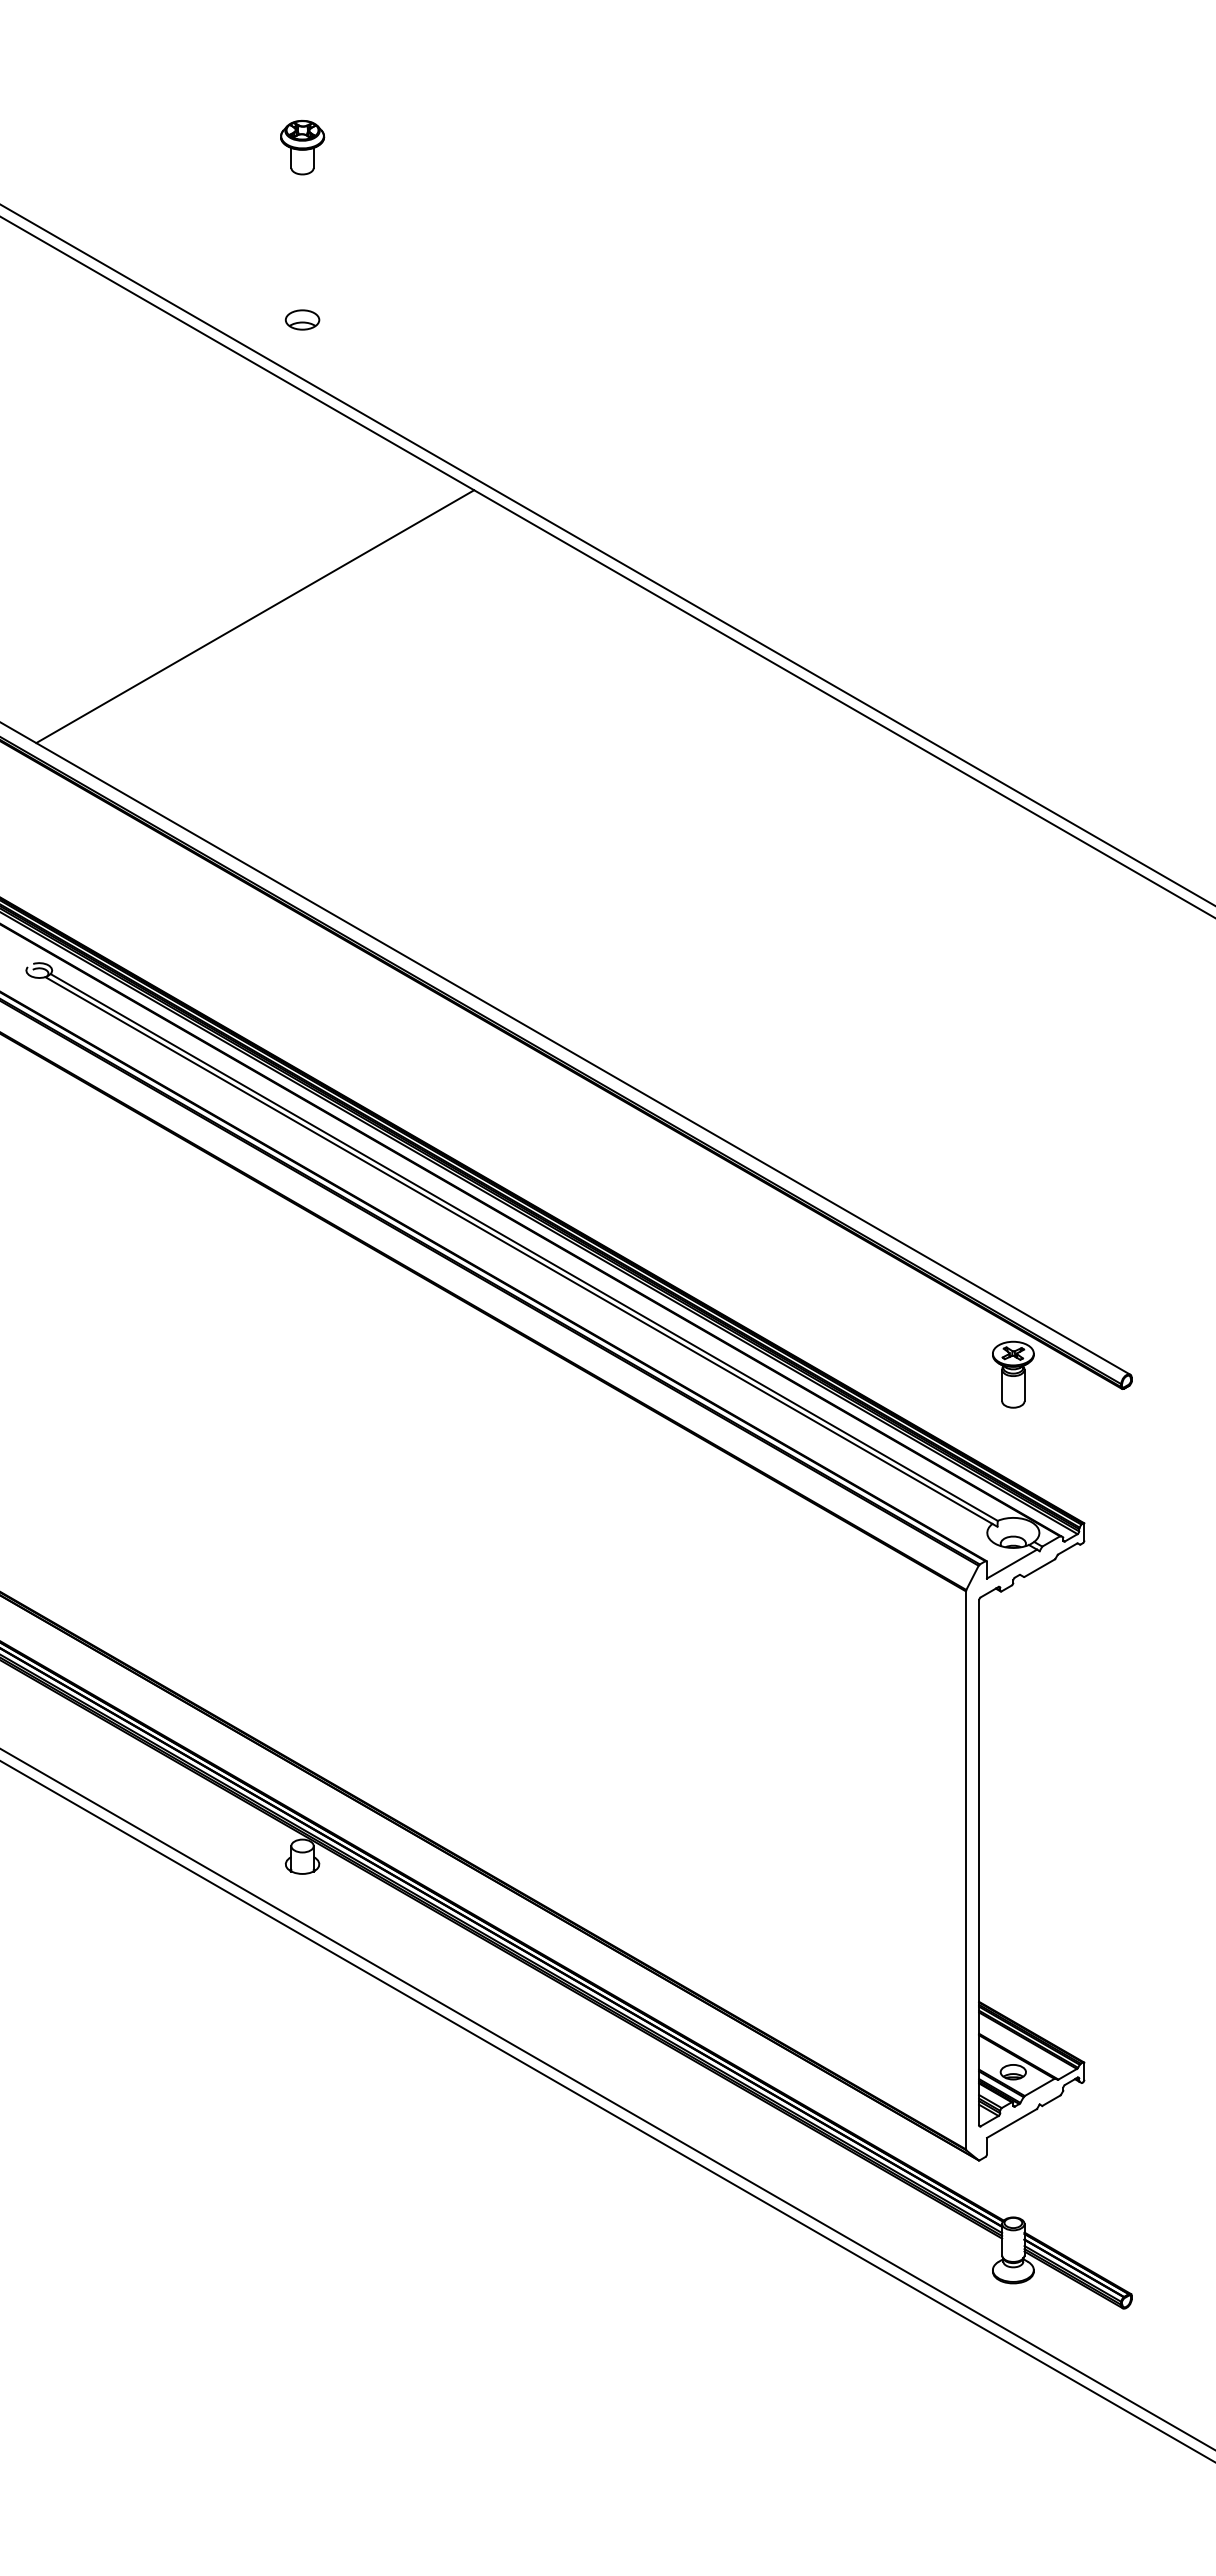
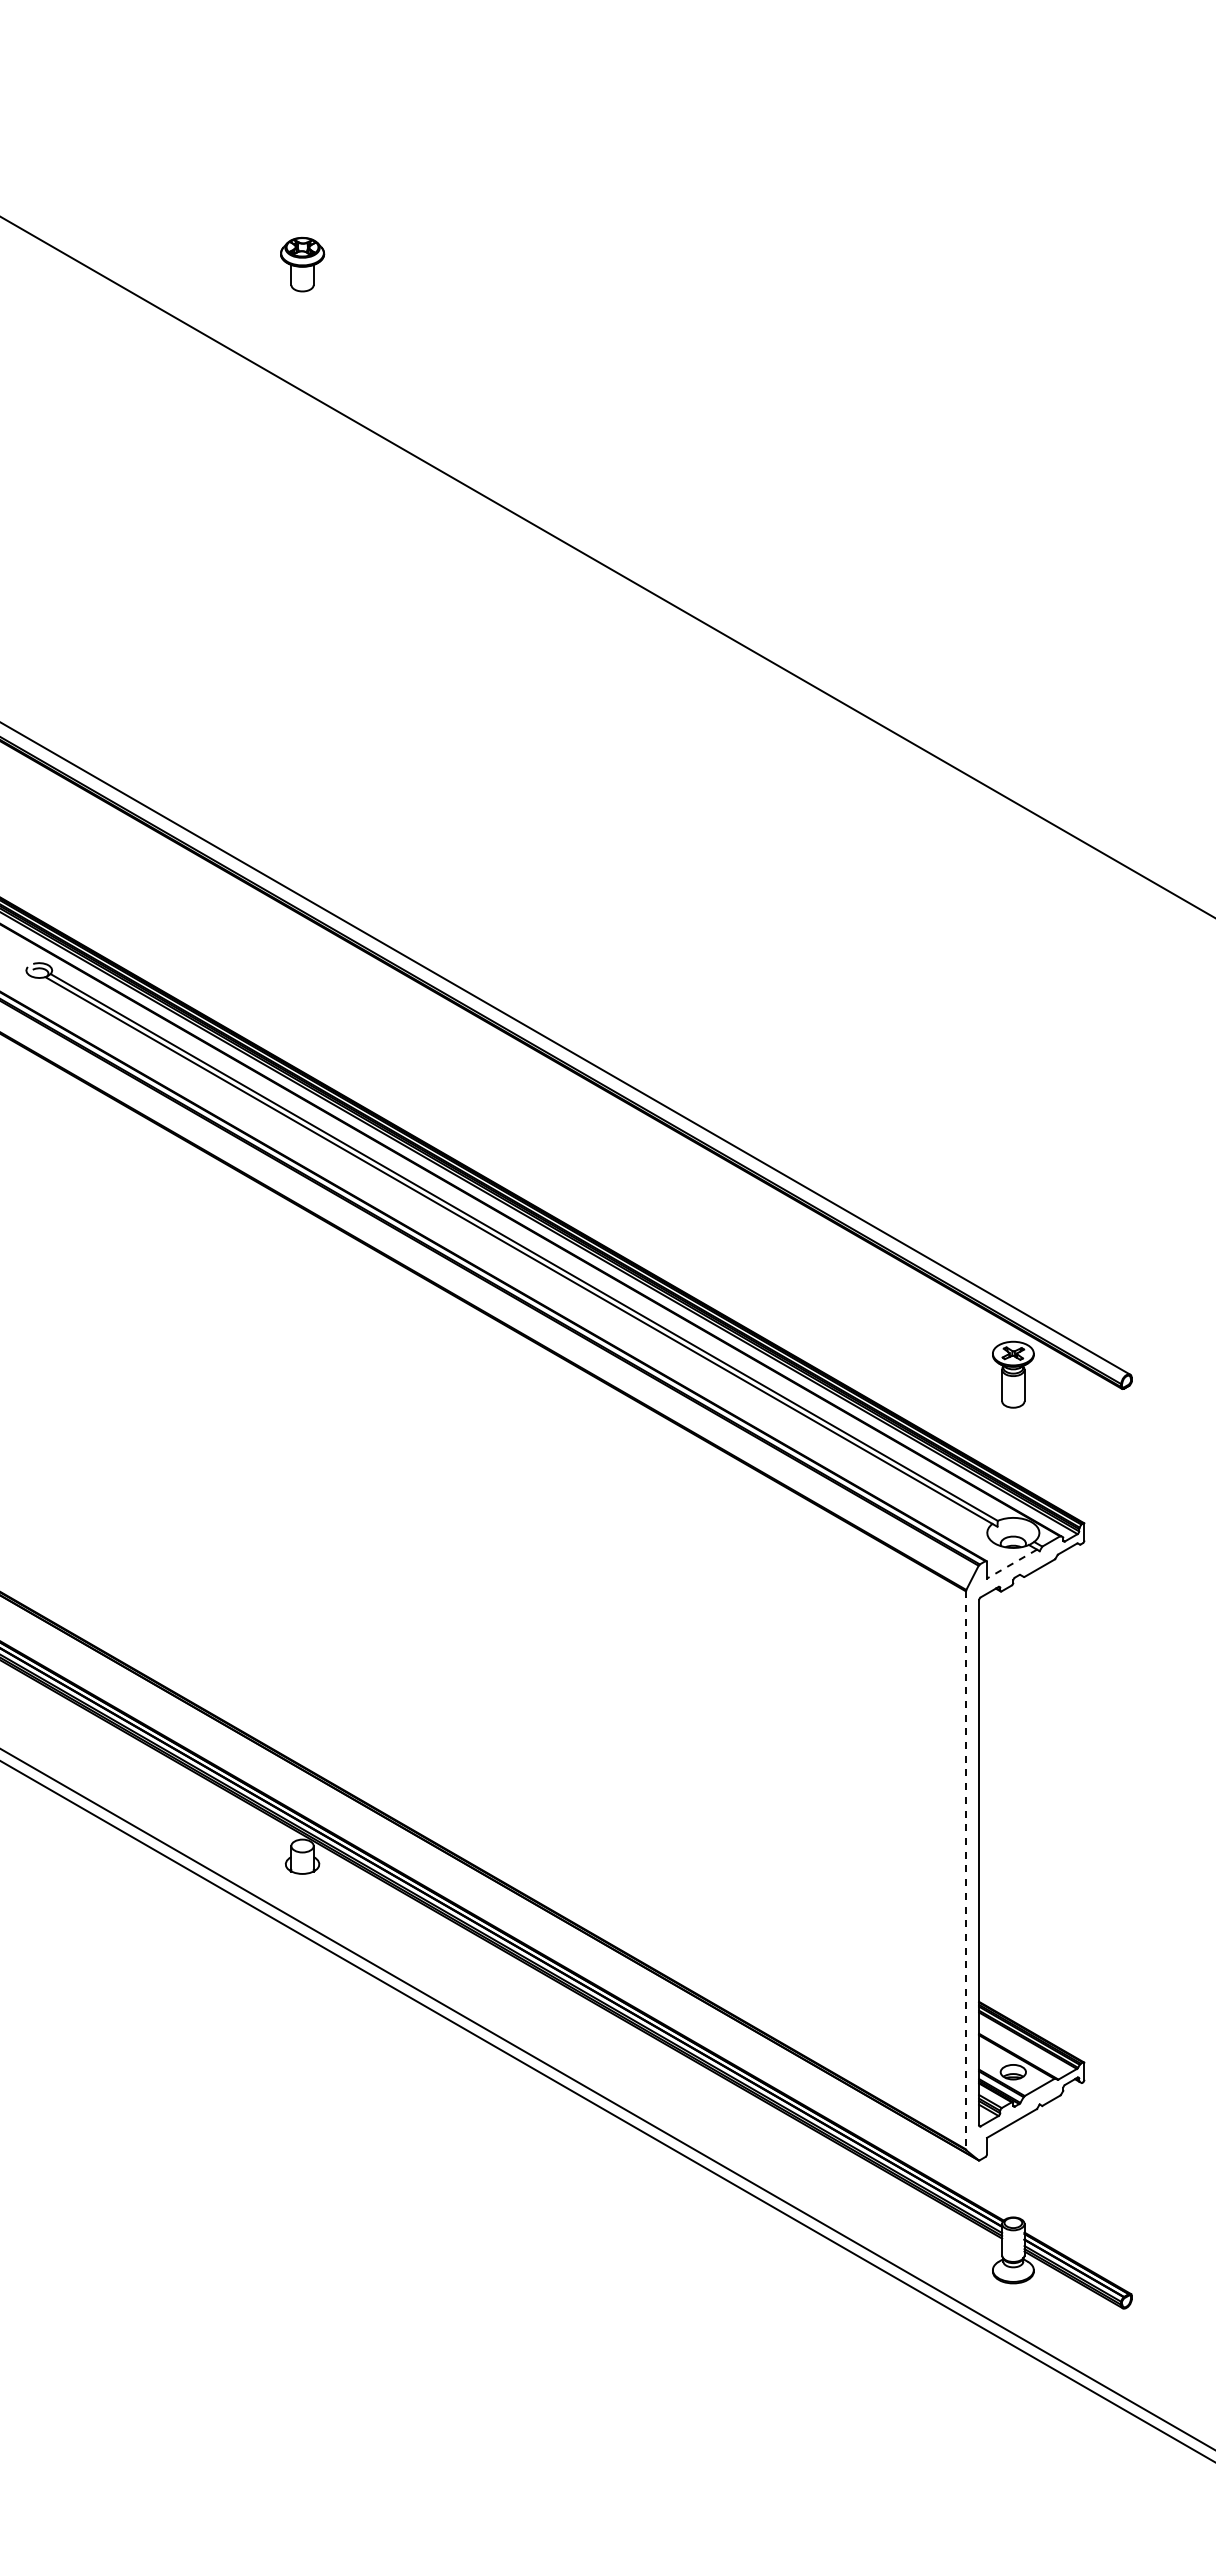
part position: (302, 147) -> (302, 264) (302, 264)
part: present -> none (302, 319)
line: present -> none (607, 554)
line: present -> none (255, 616)
line: solid -> dashed (1012, 1564)
line: solid -> dashed (965, 1870)
